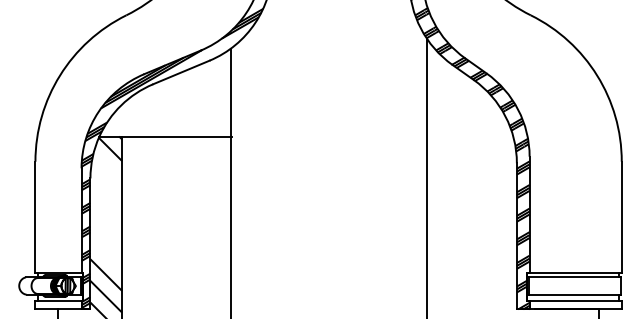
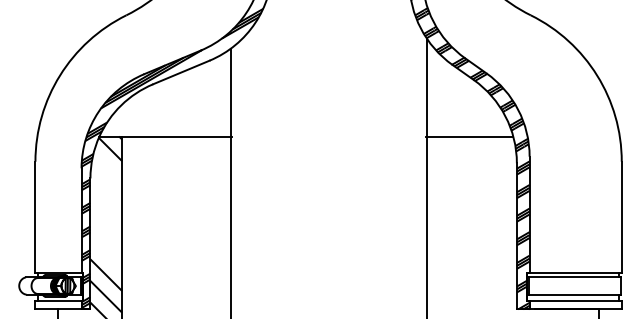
line: none -> present (469, 136)
